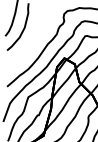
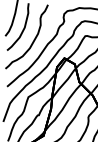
curve: none -> present (33, 39)
